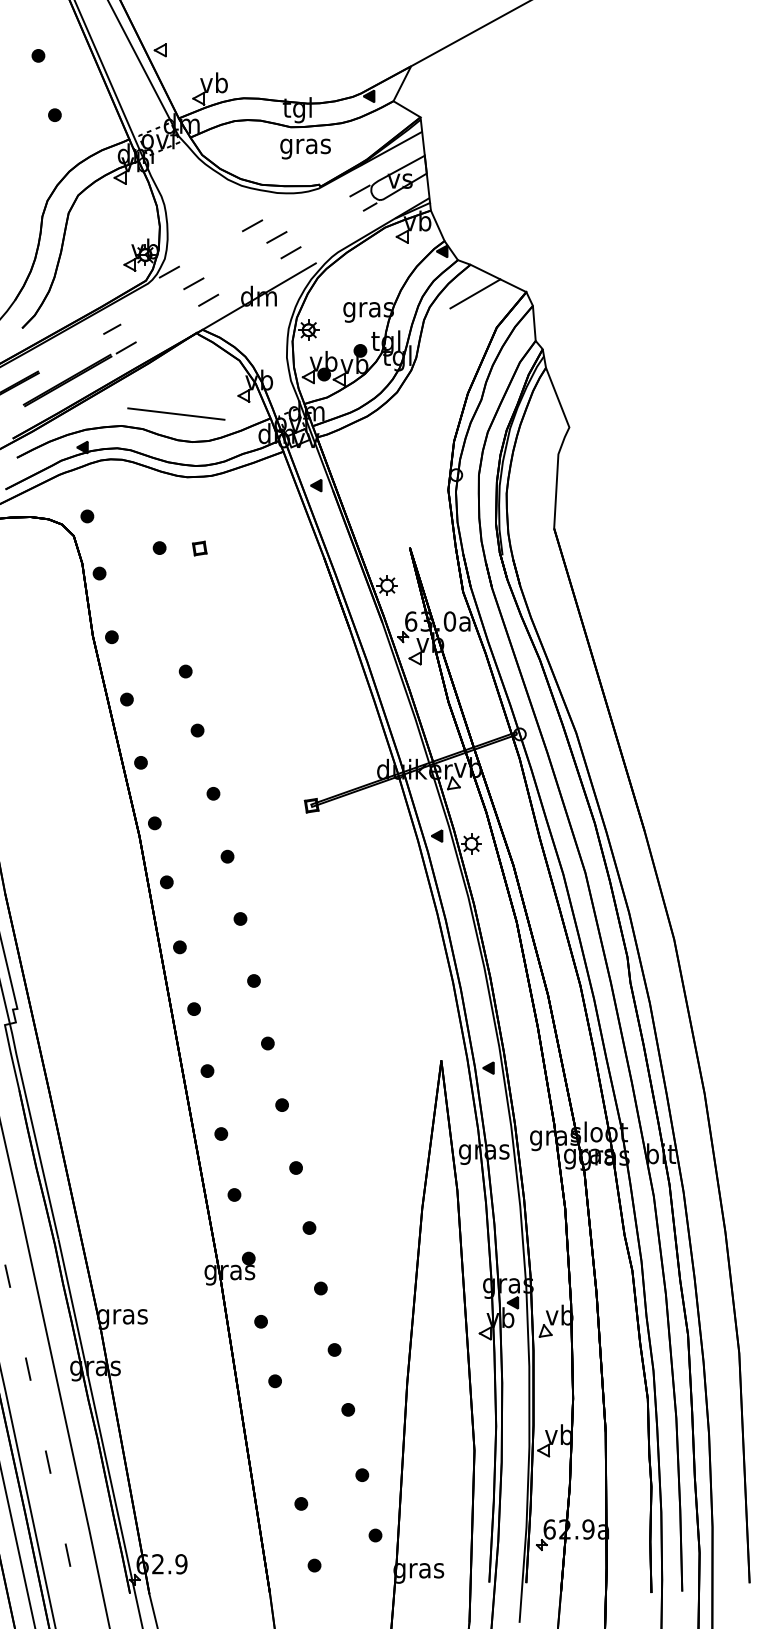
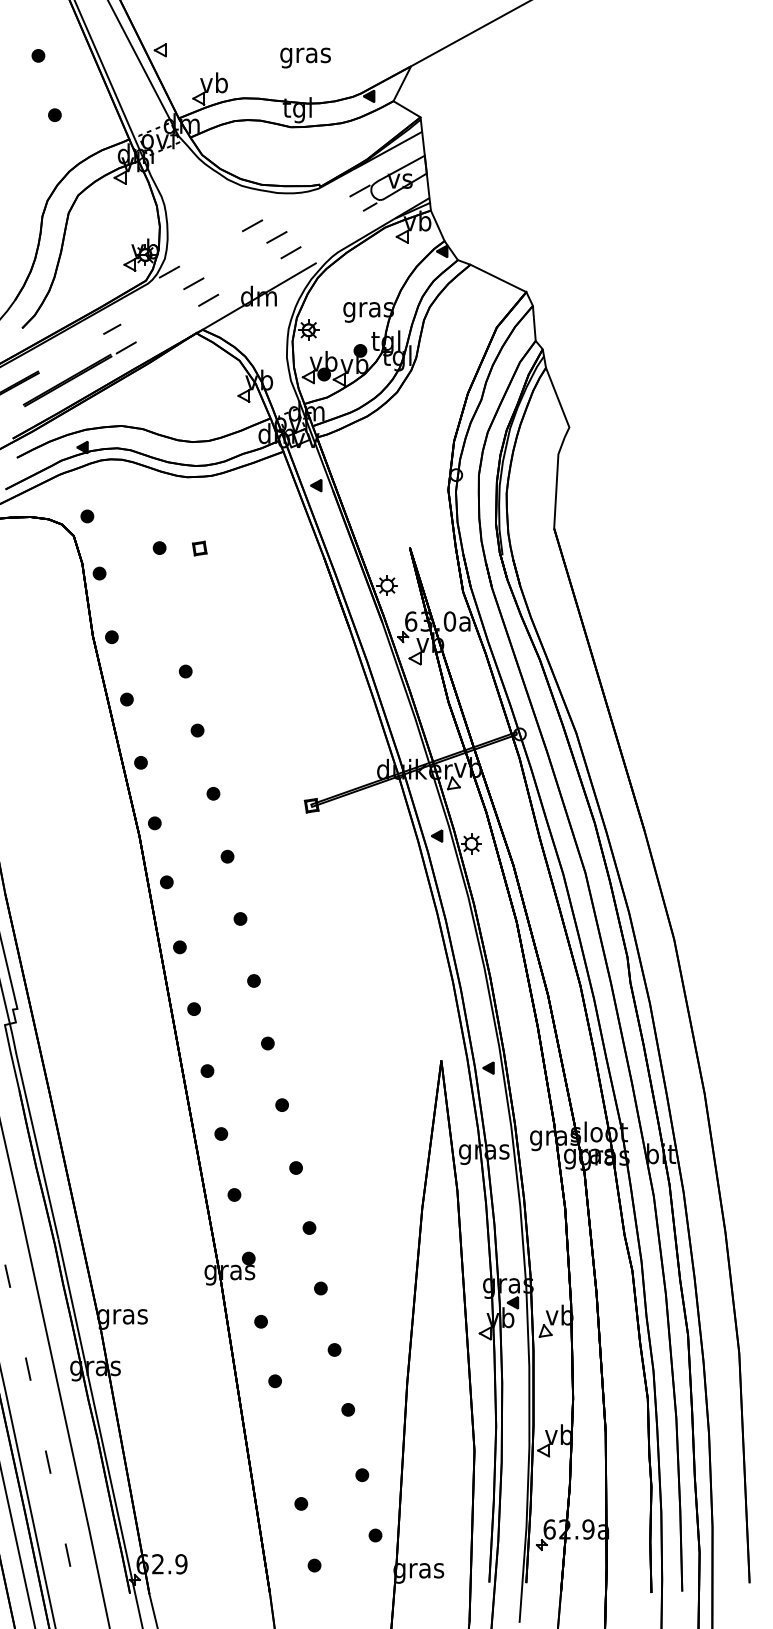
text position: (305, 148) -> (305, 57) (305, 57)
line: present -> none (475, 293)
line: present -> none (176, 413)
